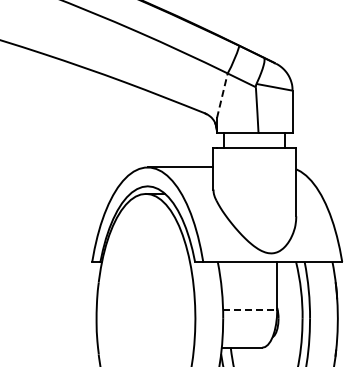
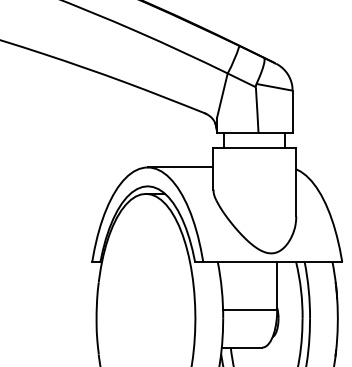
line: dashed -> solid (222, 95)
line: dashed -> solid (250, 309)
